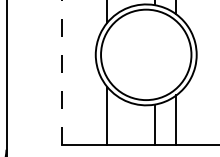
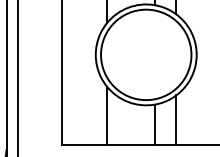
line: dashed -> solid (62, 72)
line: none -> present (17, 77)
